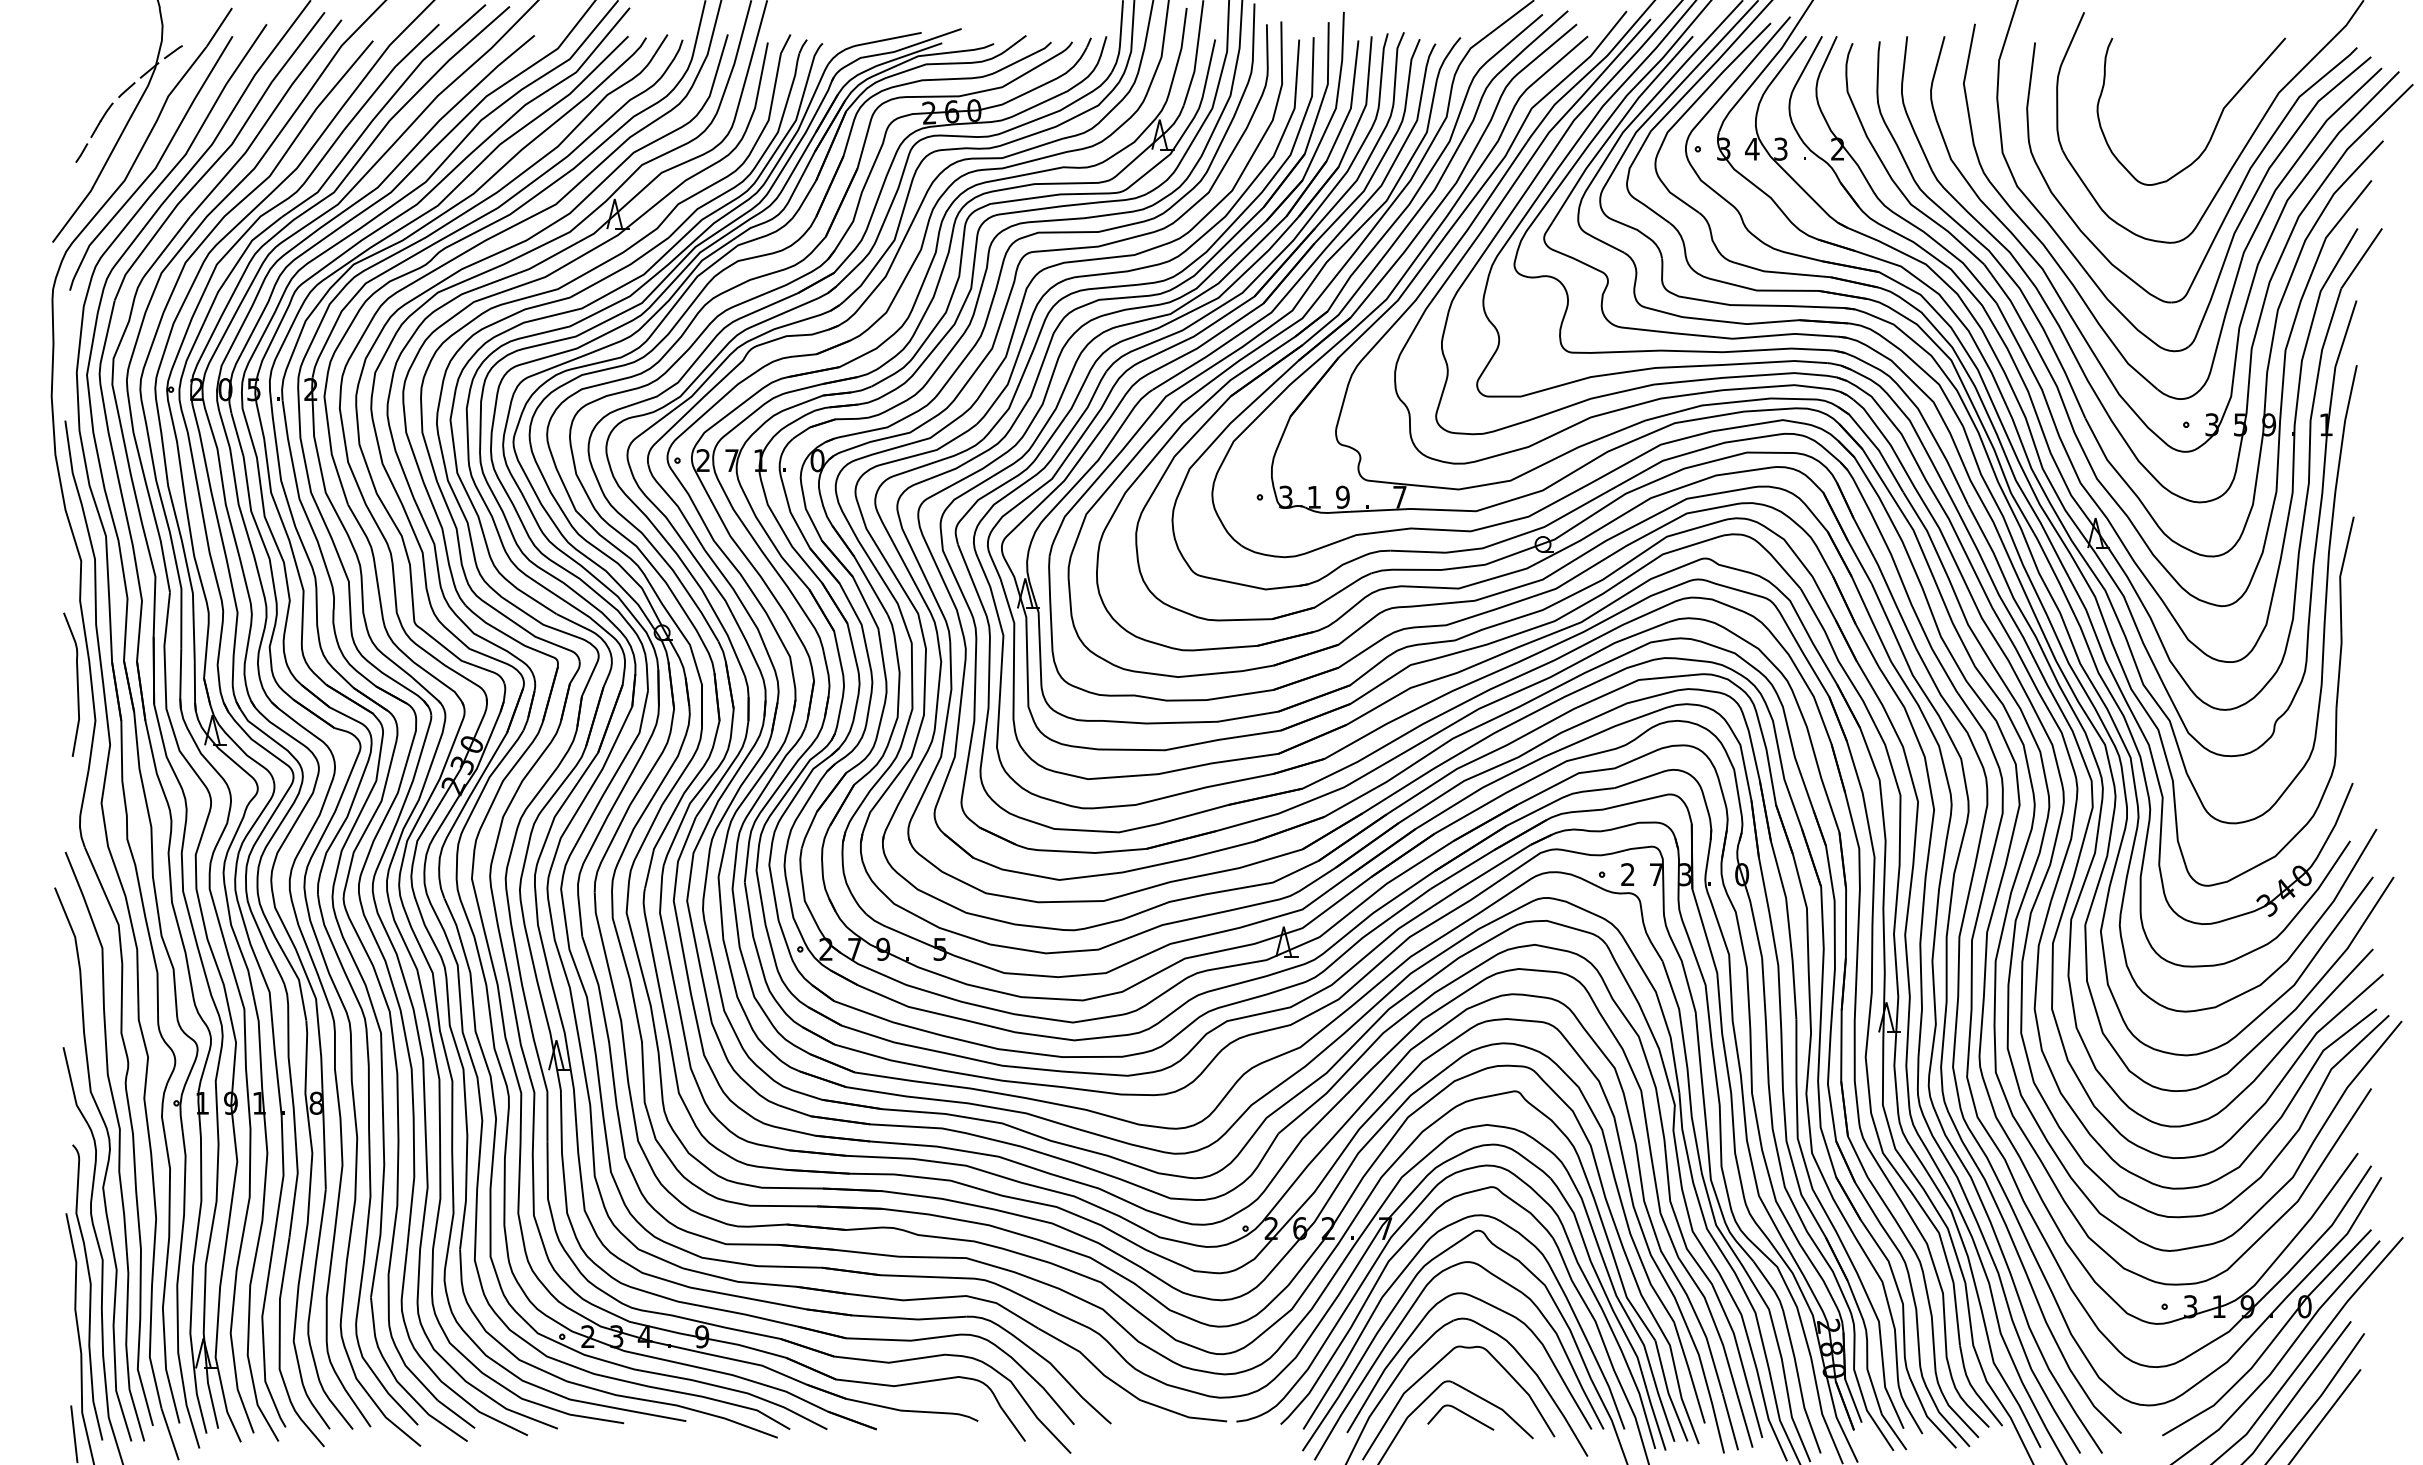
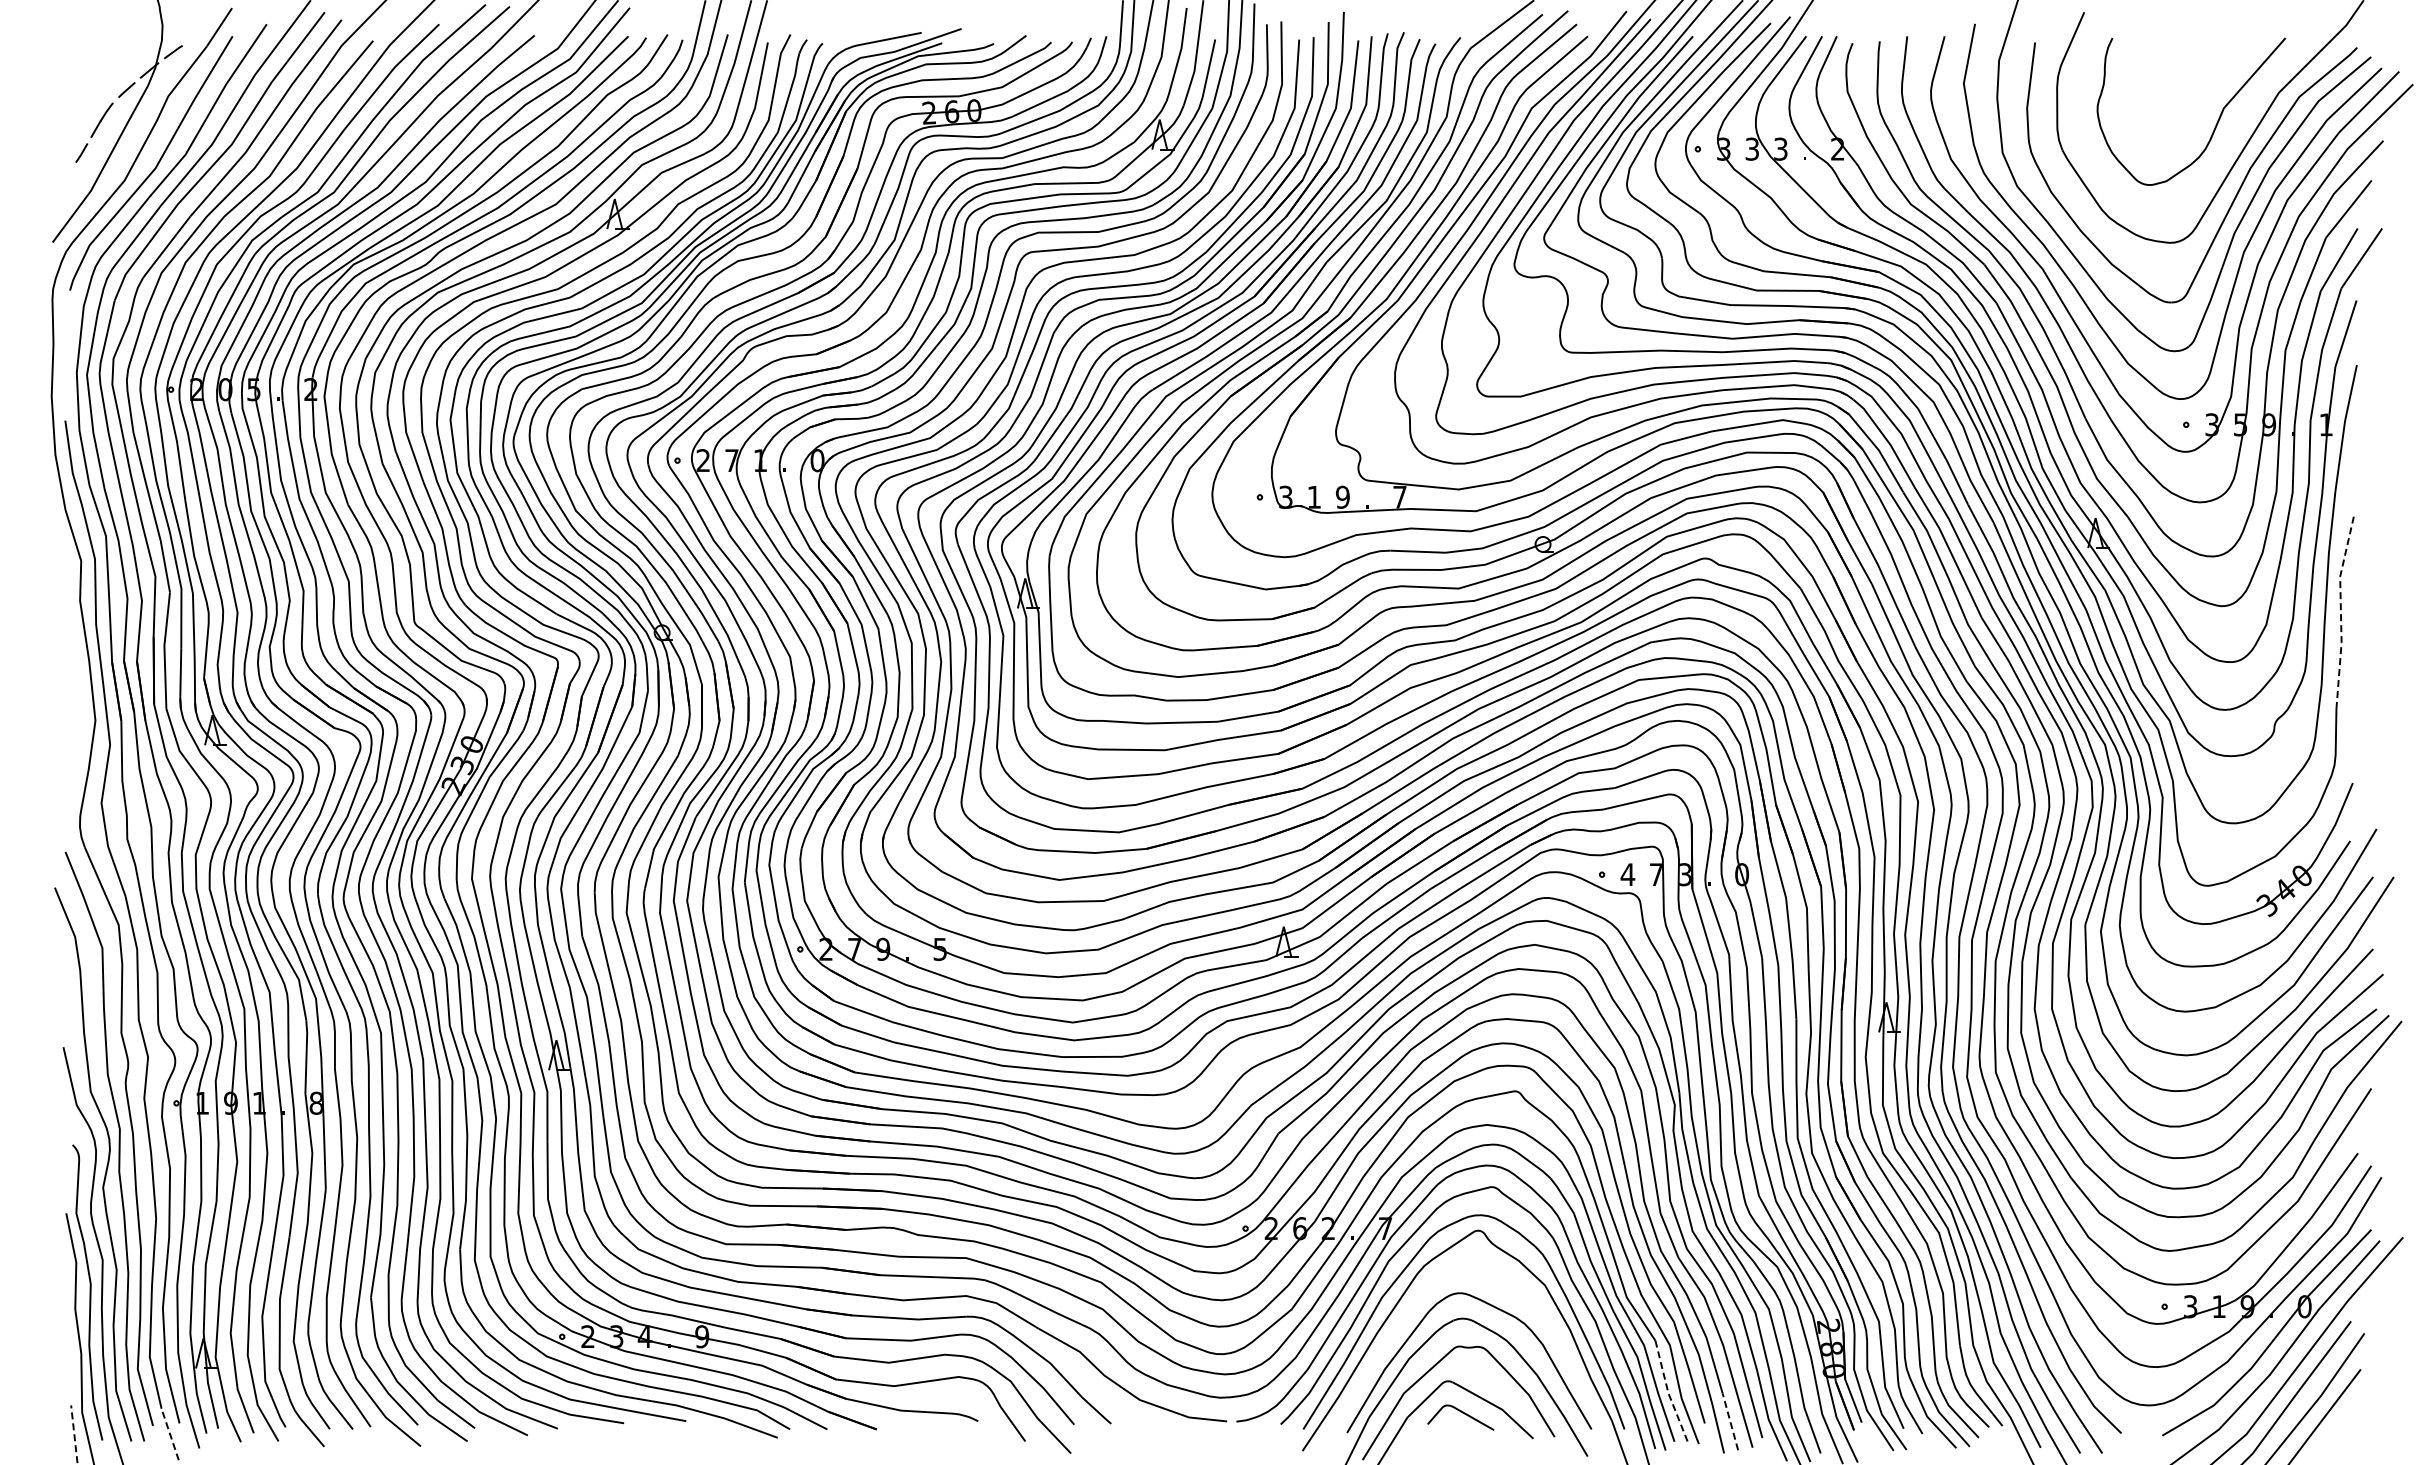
text: 4 -> 3 (1752, 148)
line: solid -> dashed (2340, 612)
curve: present -> none (76, 683)
text: 2 -> 4 (1627, 874)
part: present -> none (1403, 1321)
line: solid -> dashed (1668, 1392)
line: solid -> dashed (1730, 1421)
line: solid -> dashed (74, 1434)
line: solid -> dashed (170, 1434)
